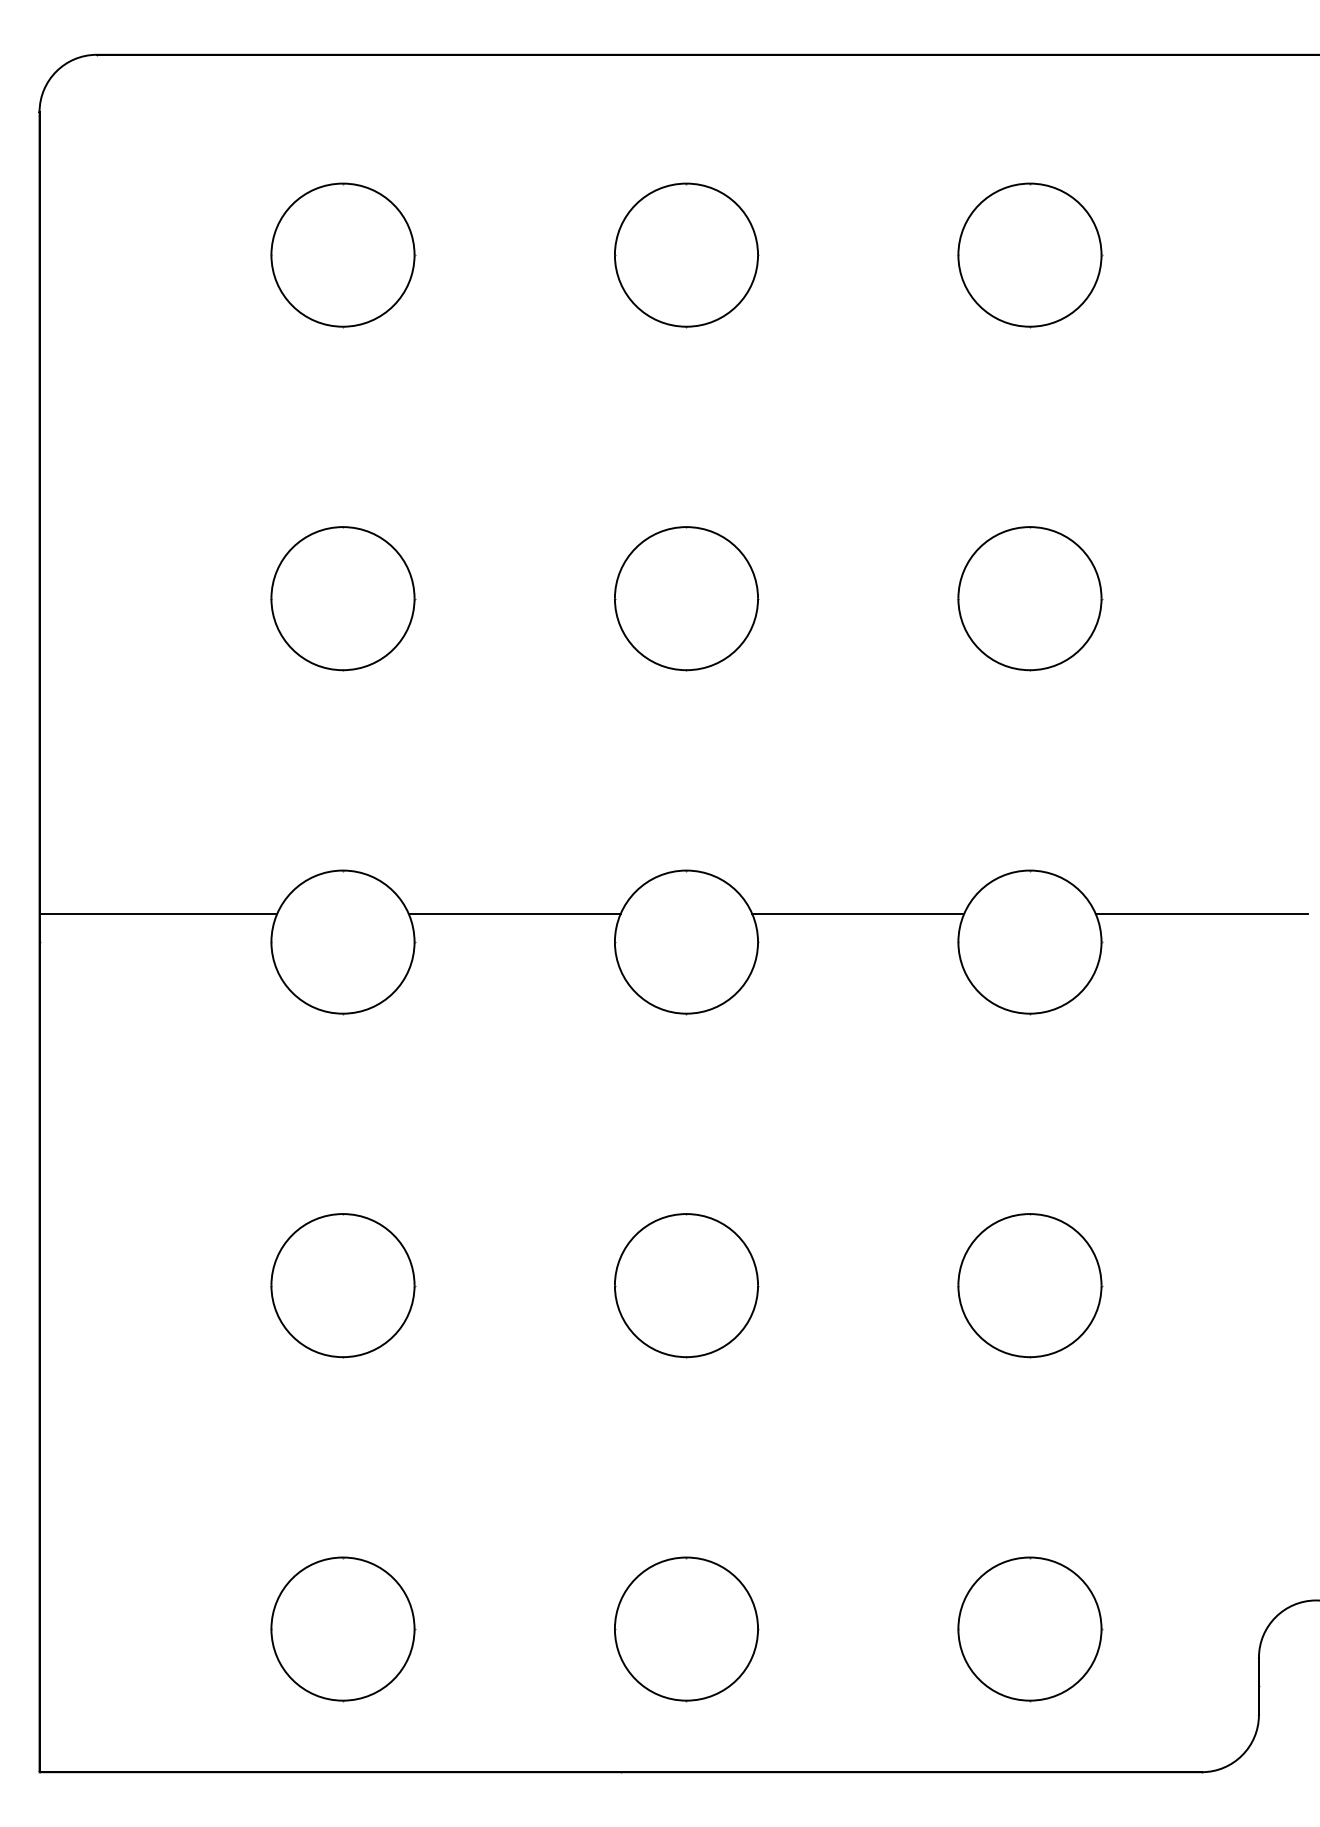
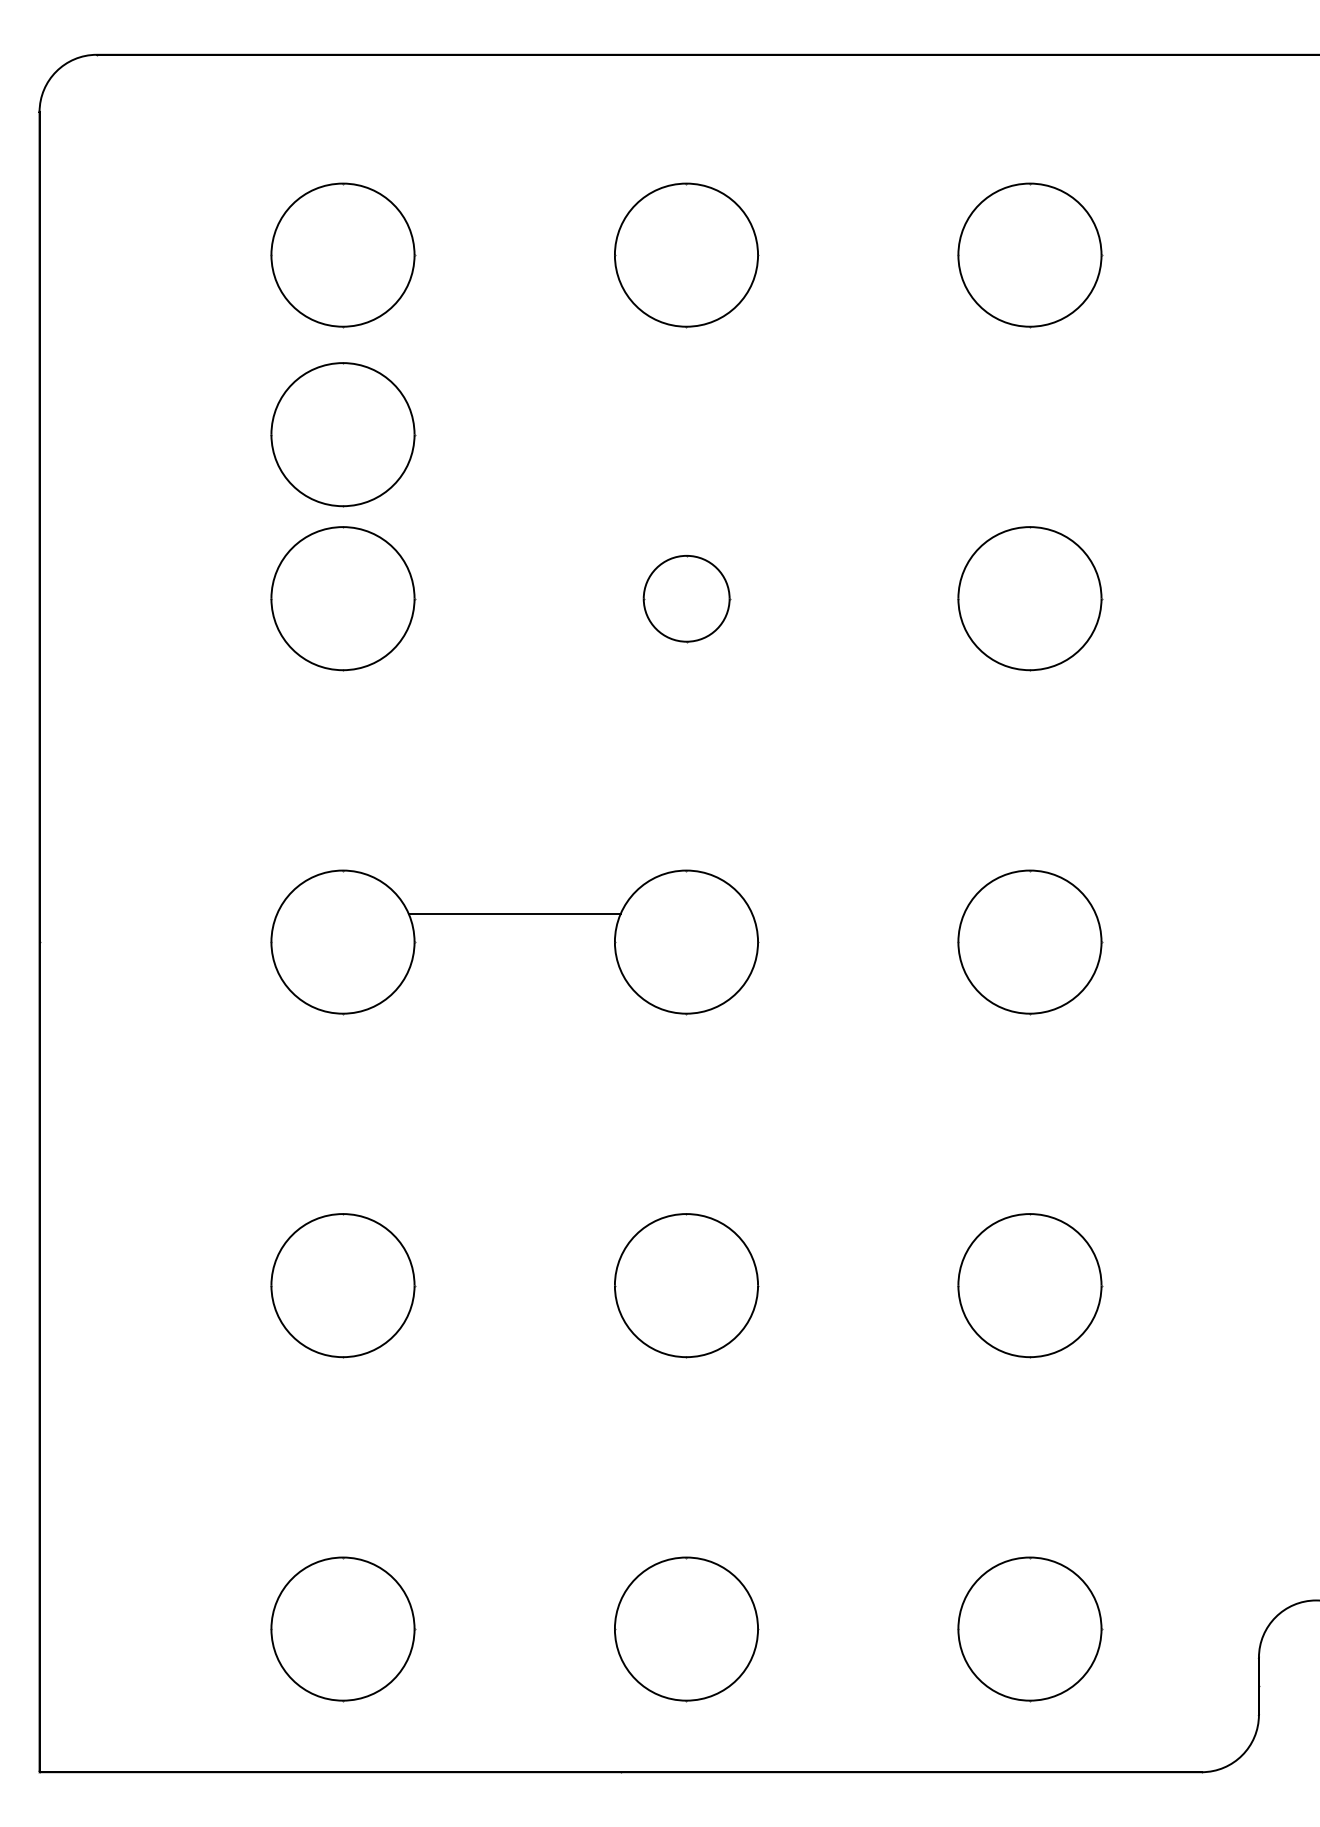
part: none -> present (343, 434)
part size: 146x146 px -> 90x89 px (686, 599)
line: present -> none (158, 913)
line: present -> none (858, 913)
line: present -> none (1201, 913)
